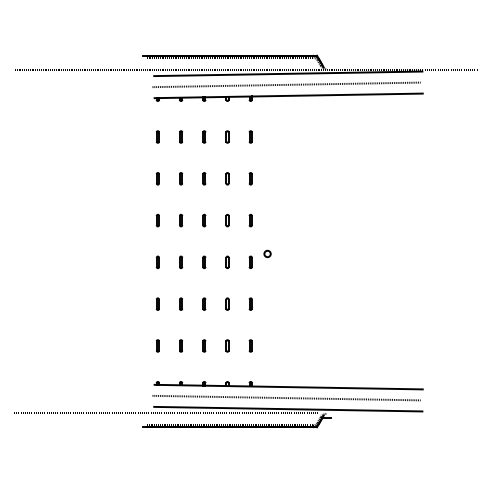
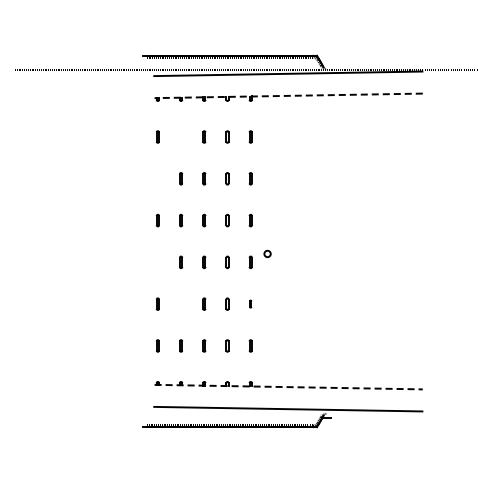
line: present -> none (286, 84)
line: solid -> dashed (288, 95)
part: present -> none (180, 136)
part: present -> none (157, 178)
part: present -> none (157, 261)
part: present -> none (181, 303)
part size: 5x14 px -> 4x10 px (250, 303)
line: solid -> dashed (289, 387)
line: present -> none (286, 397)
line: present -> none (165, 413)
